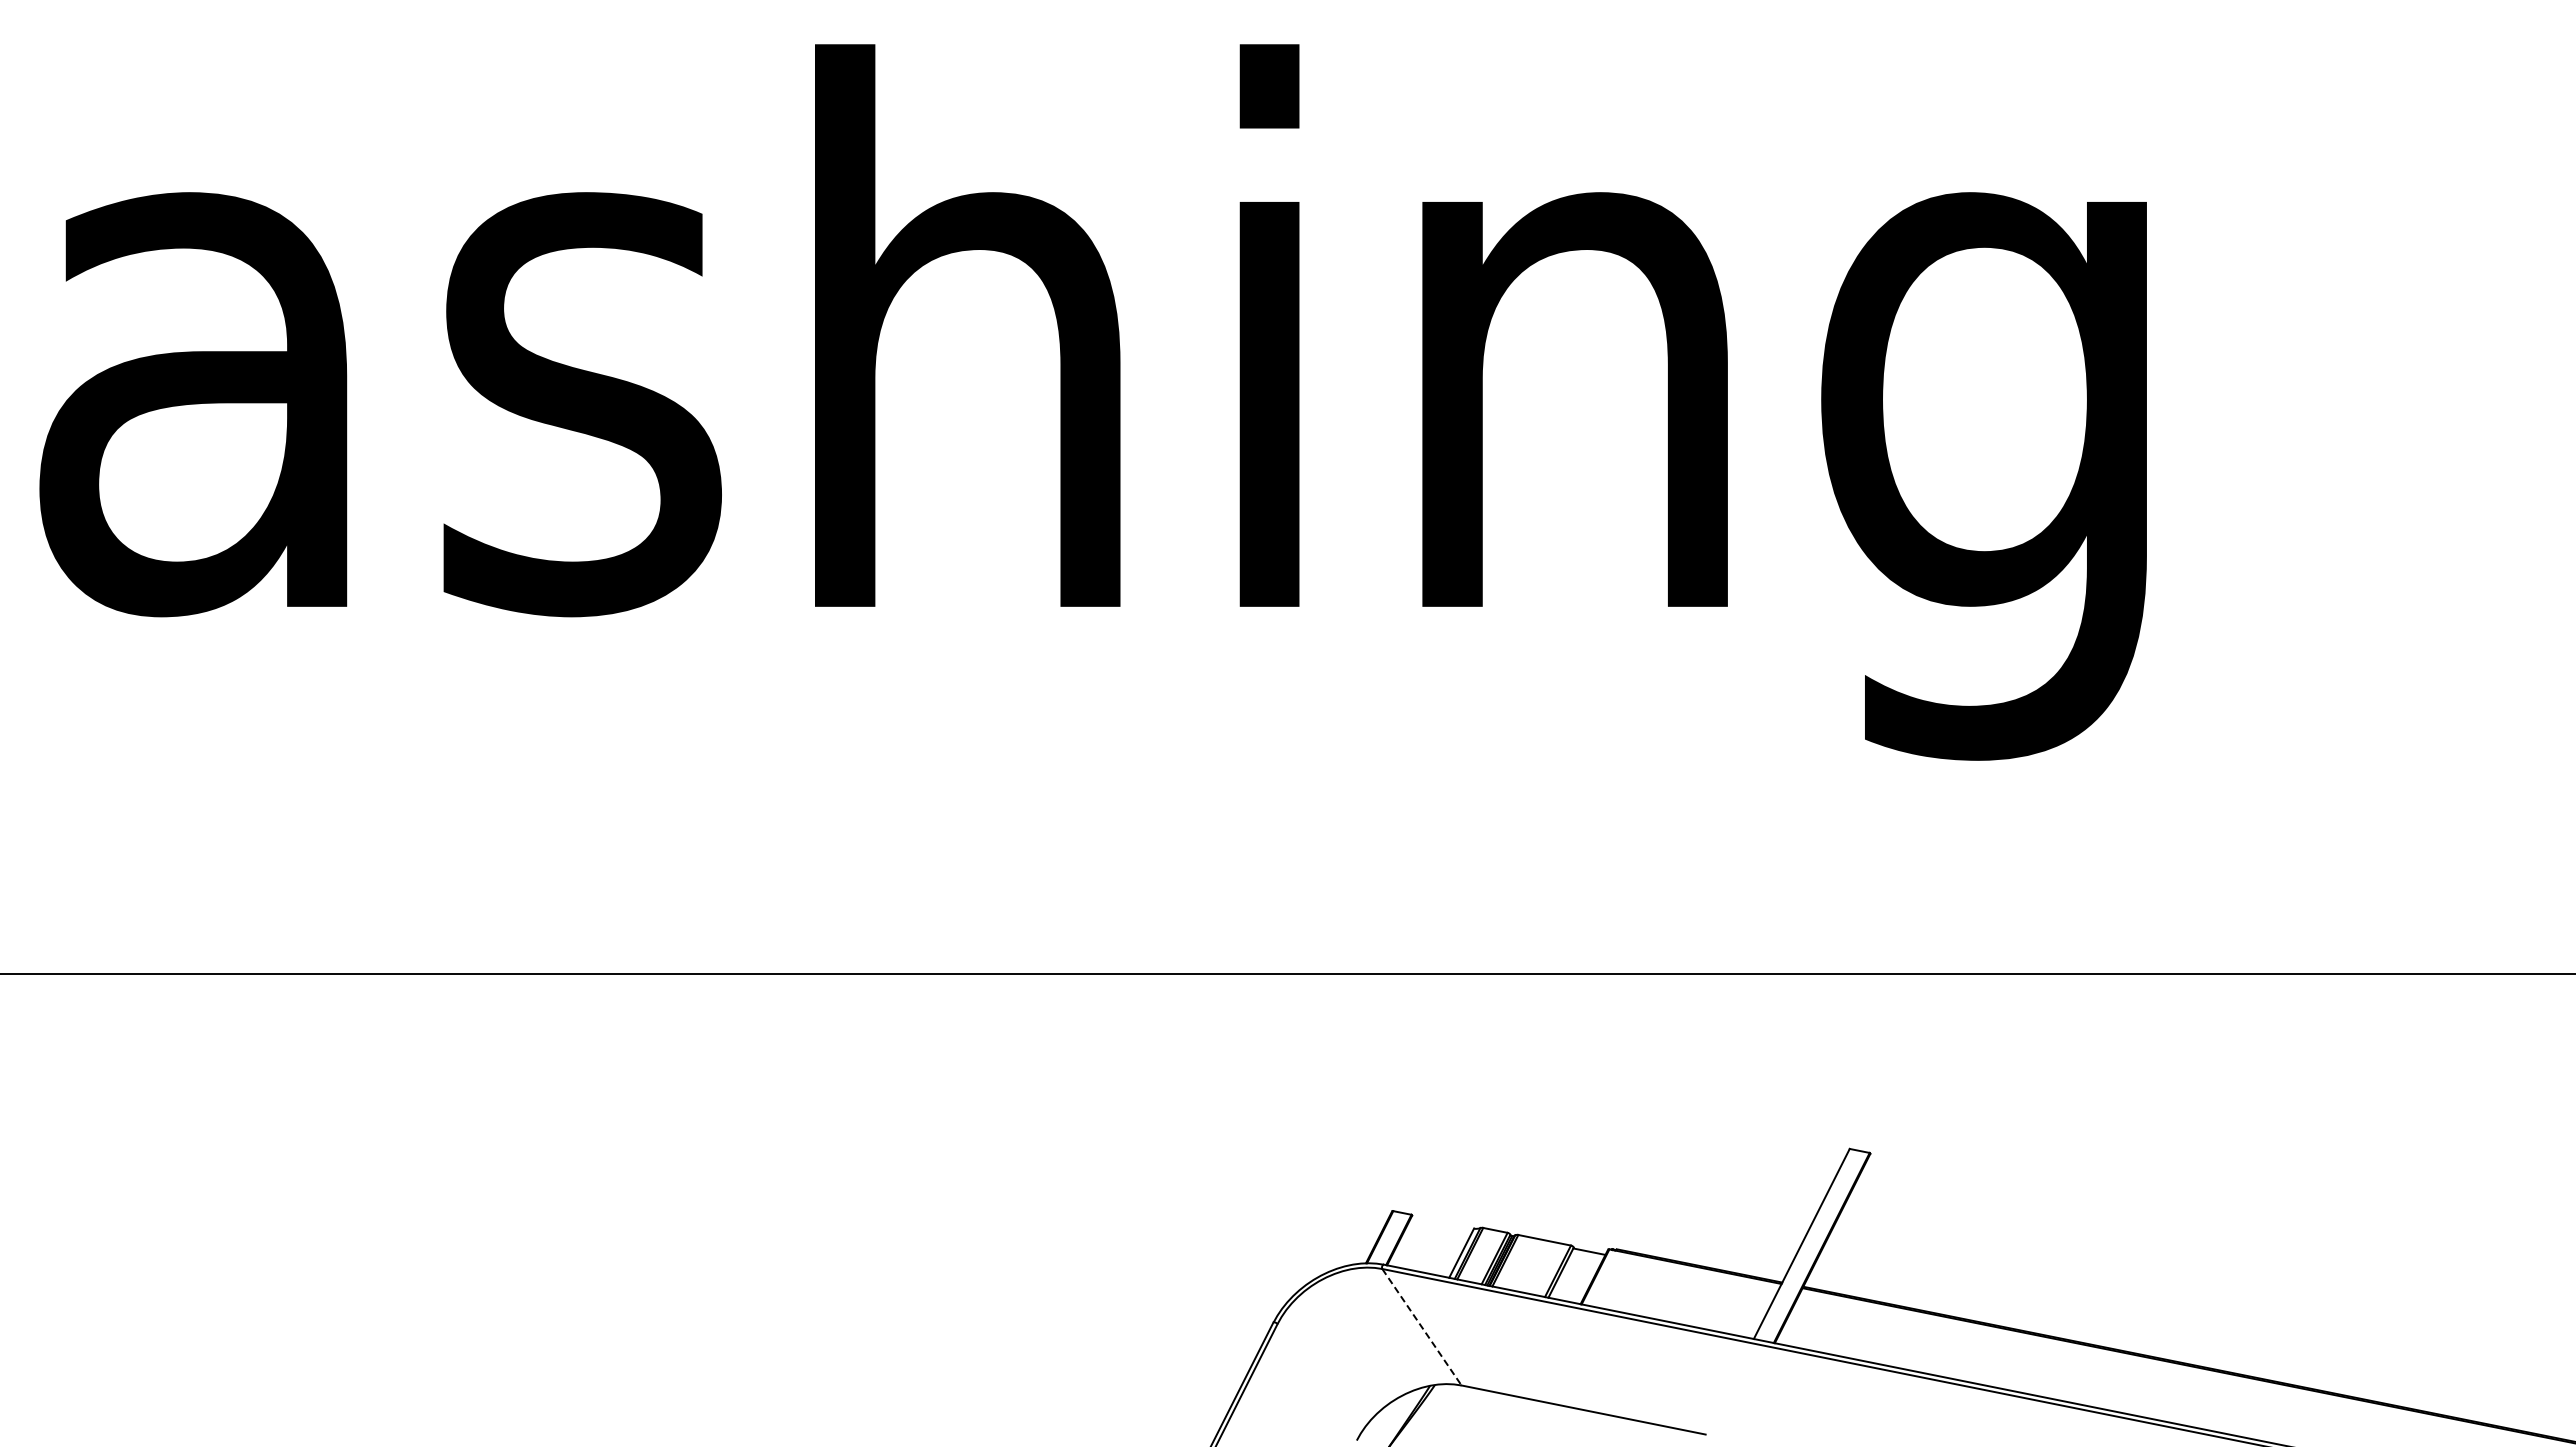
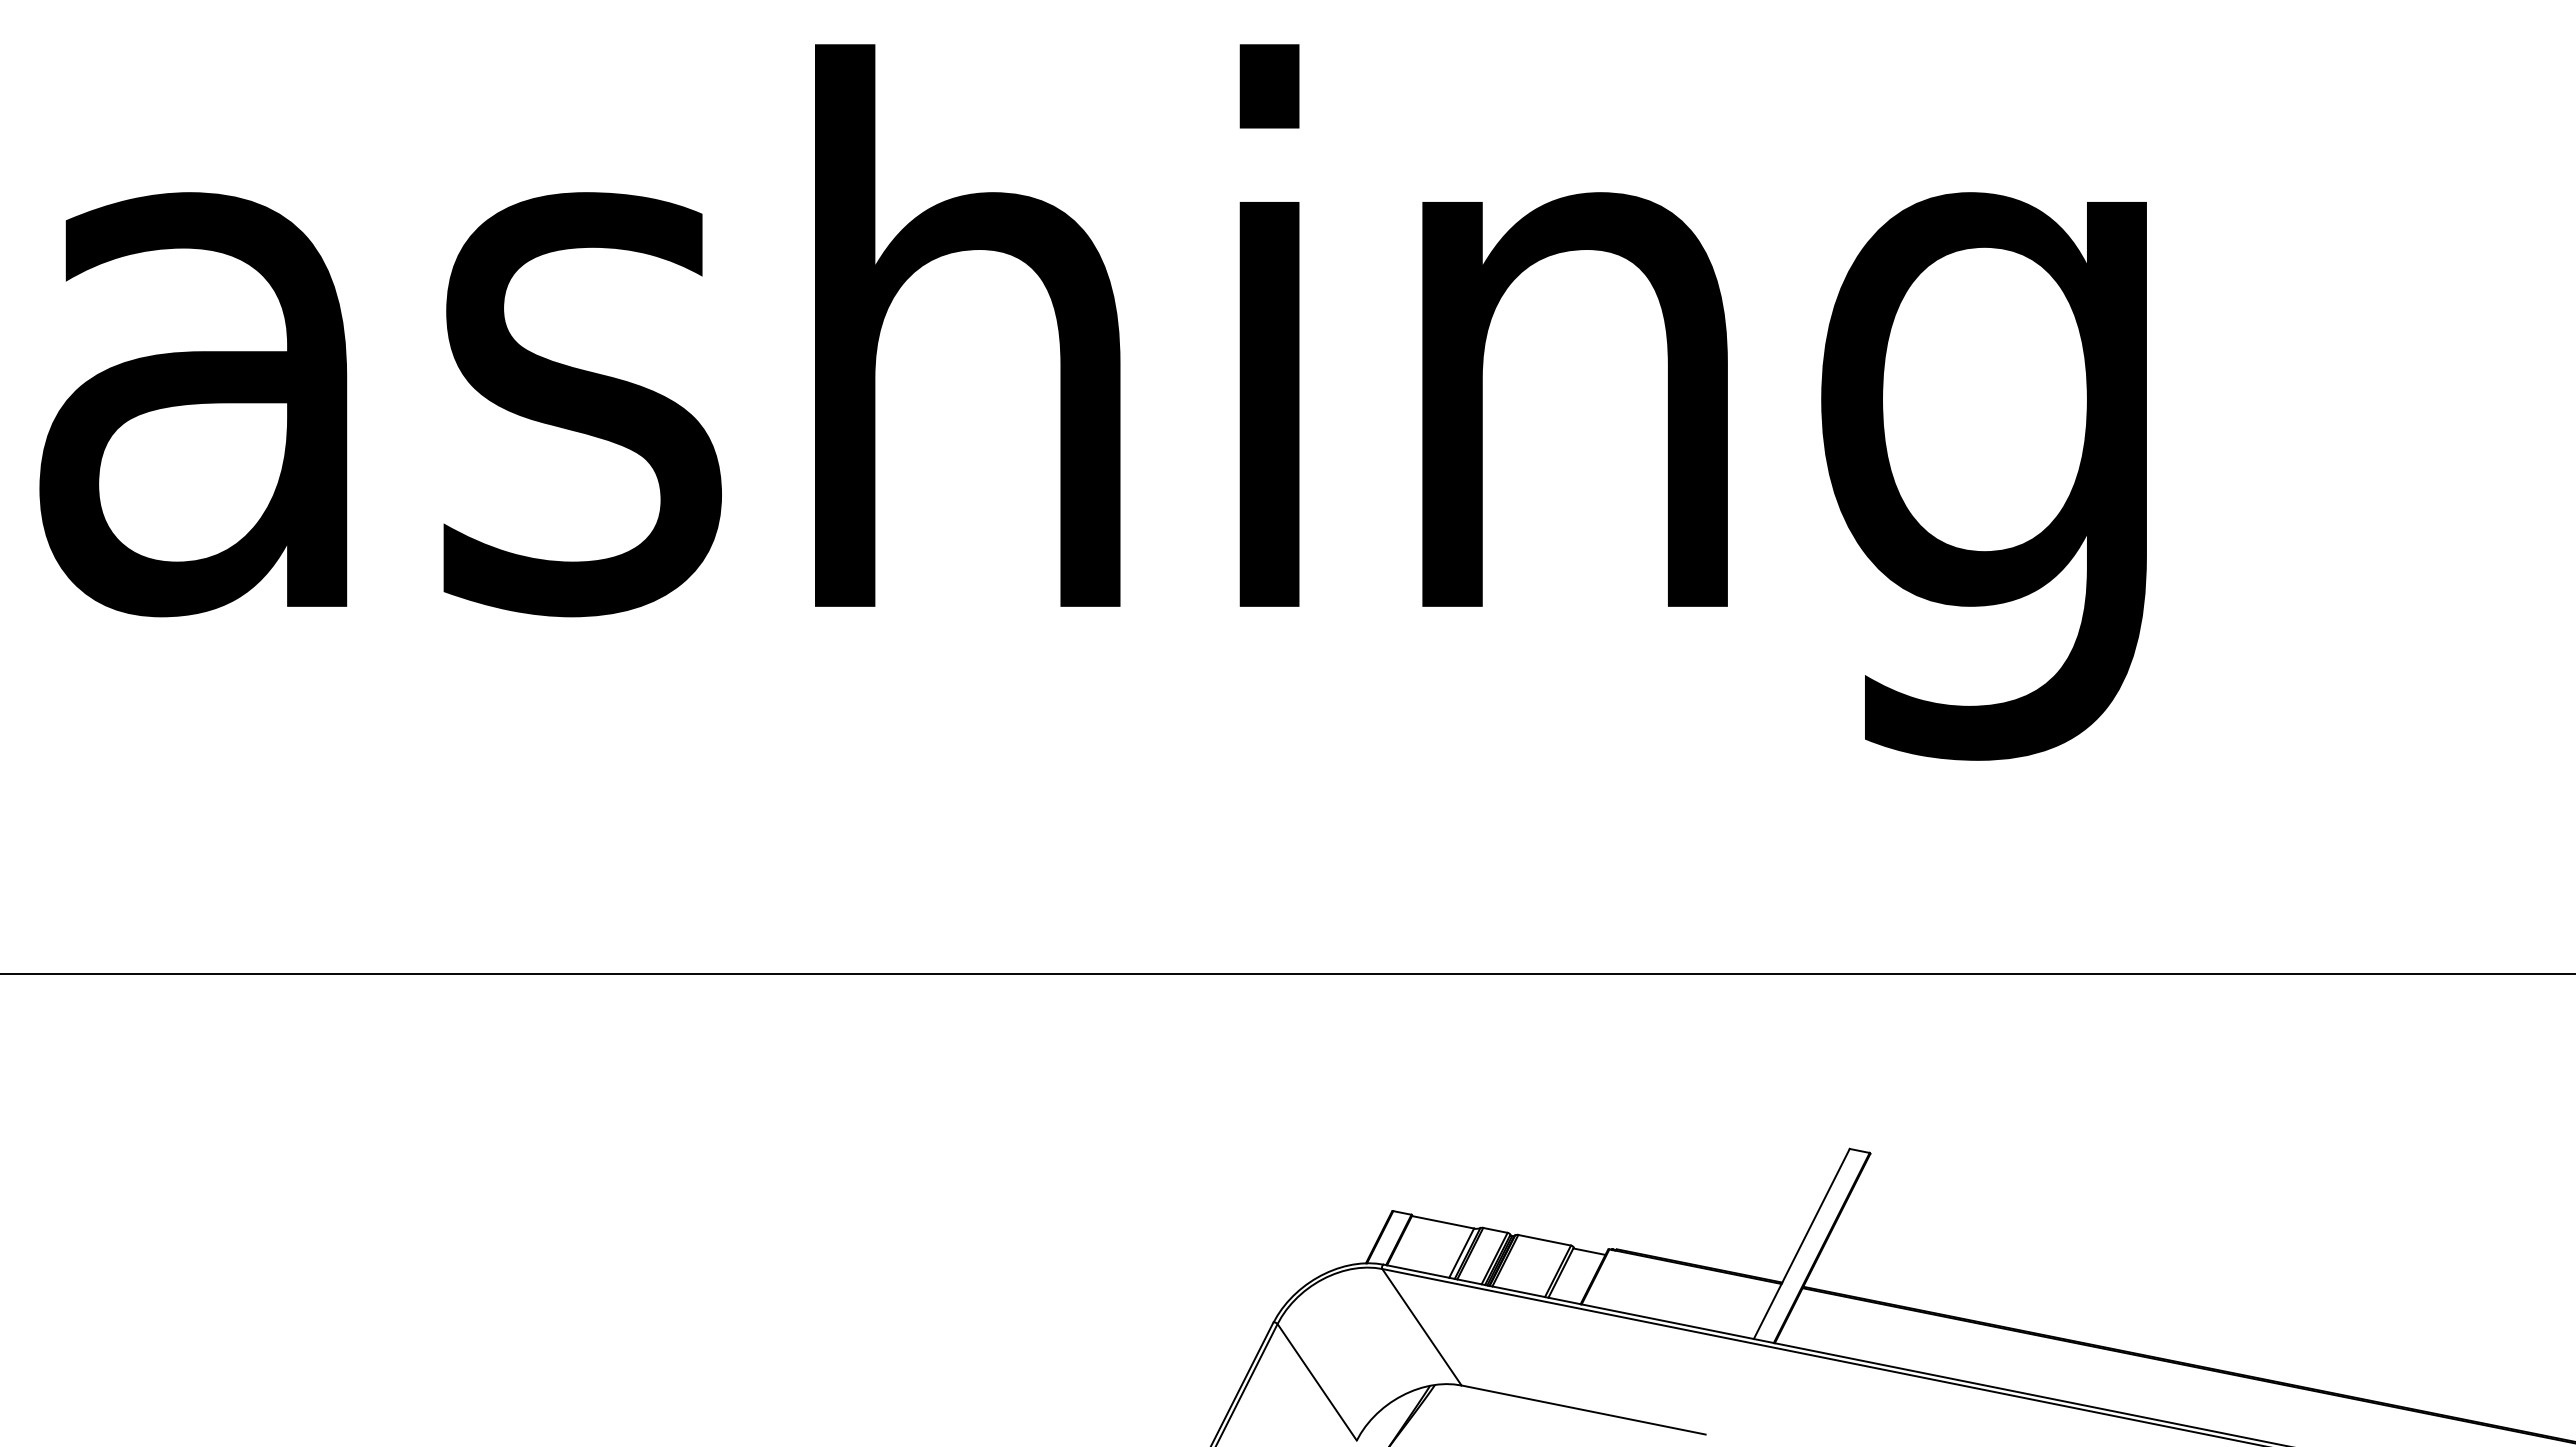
line: none -> present (1442, 1222)
line: dashed -> solid (1422, 1327)
line: none -> present (1316, 1382)
